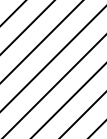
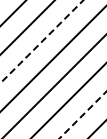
line: solid -> dashed (41, 42)
line: solid -> dashed (82, 115)
